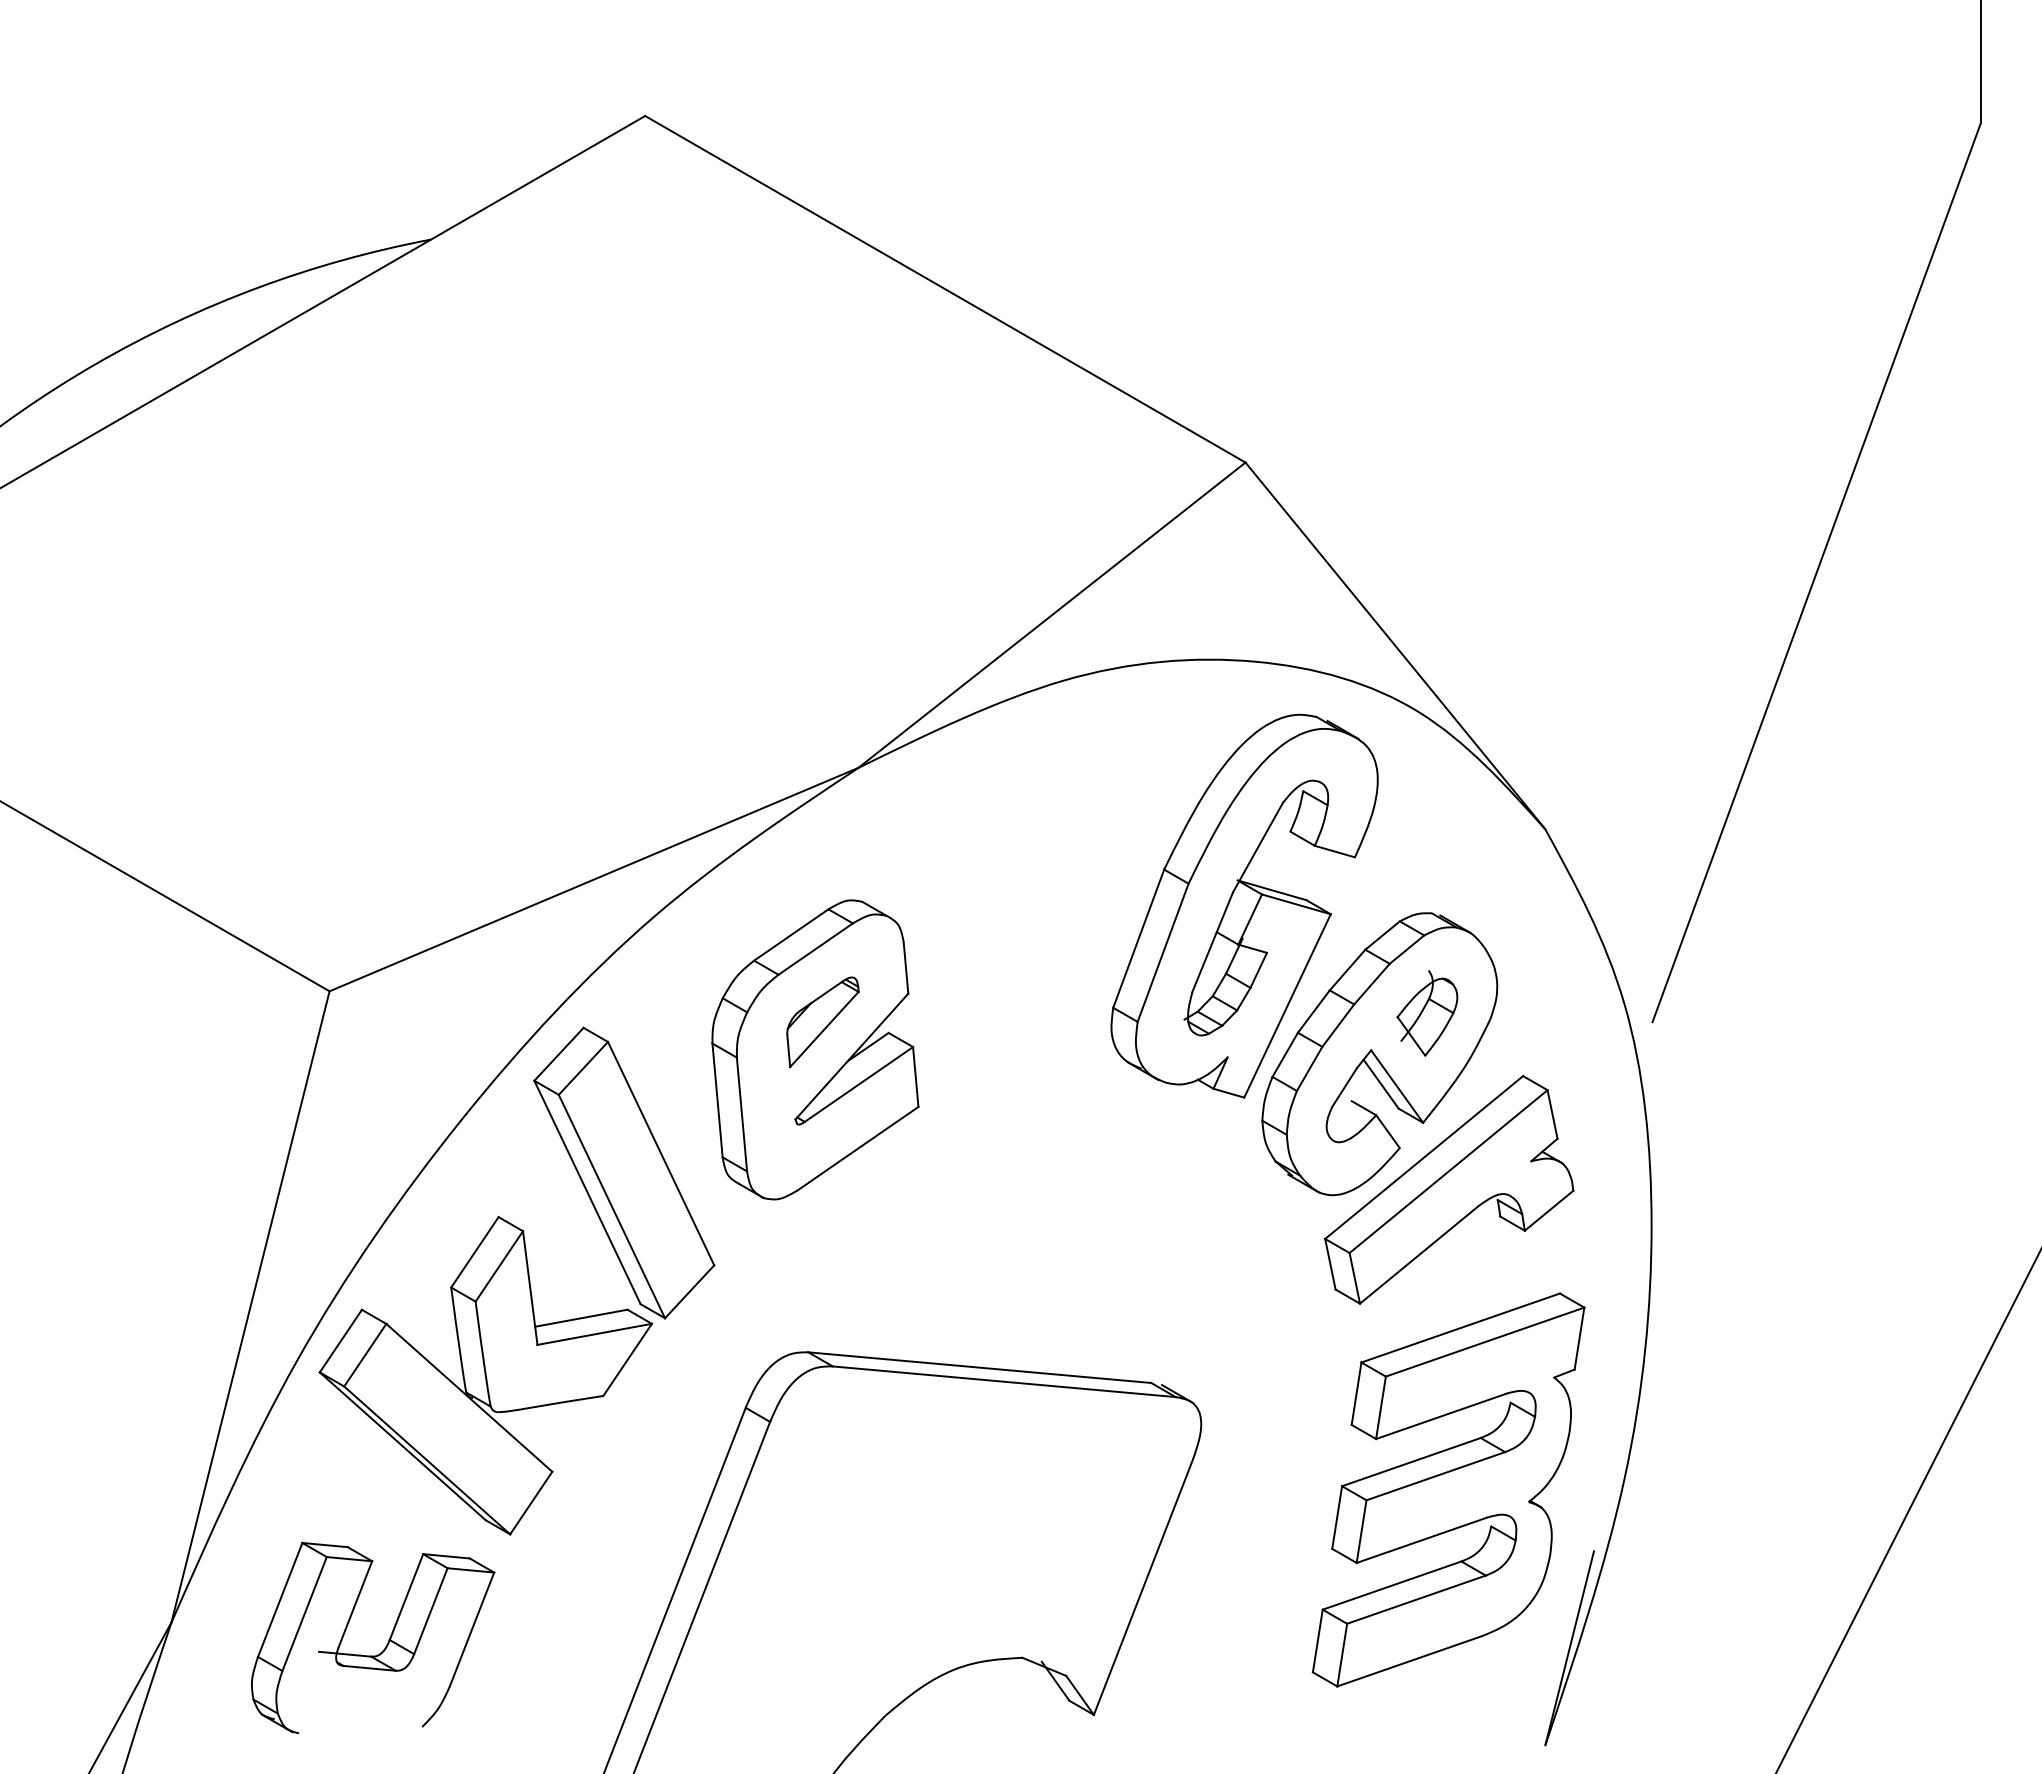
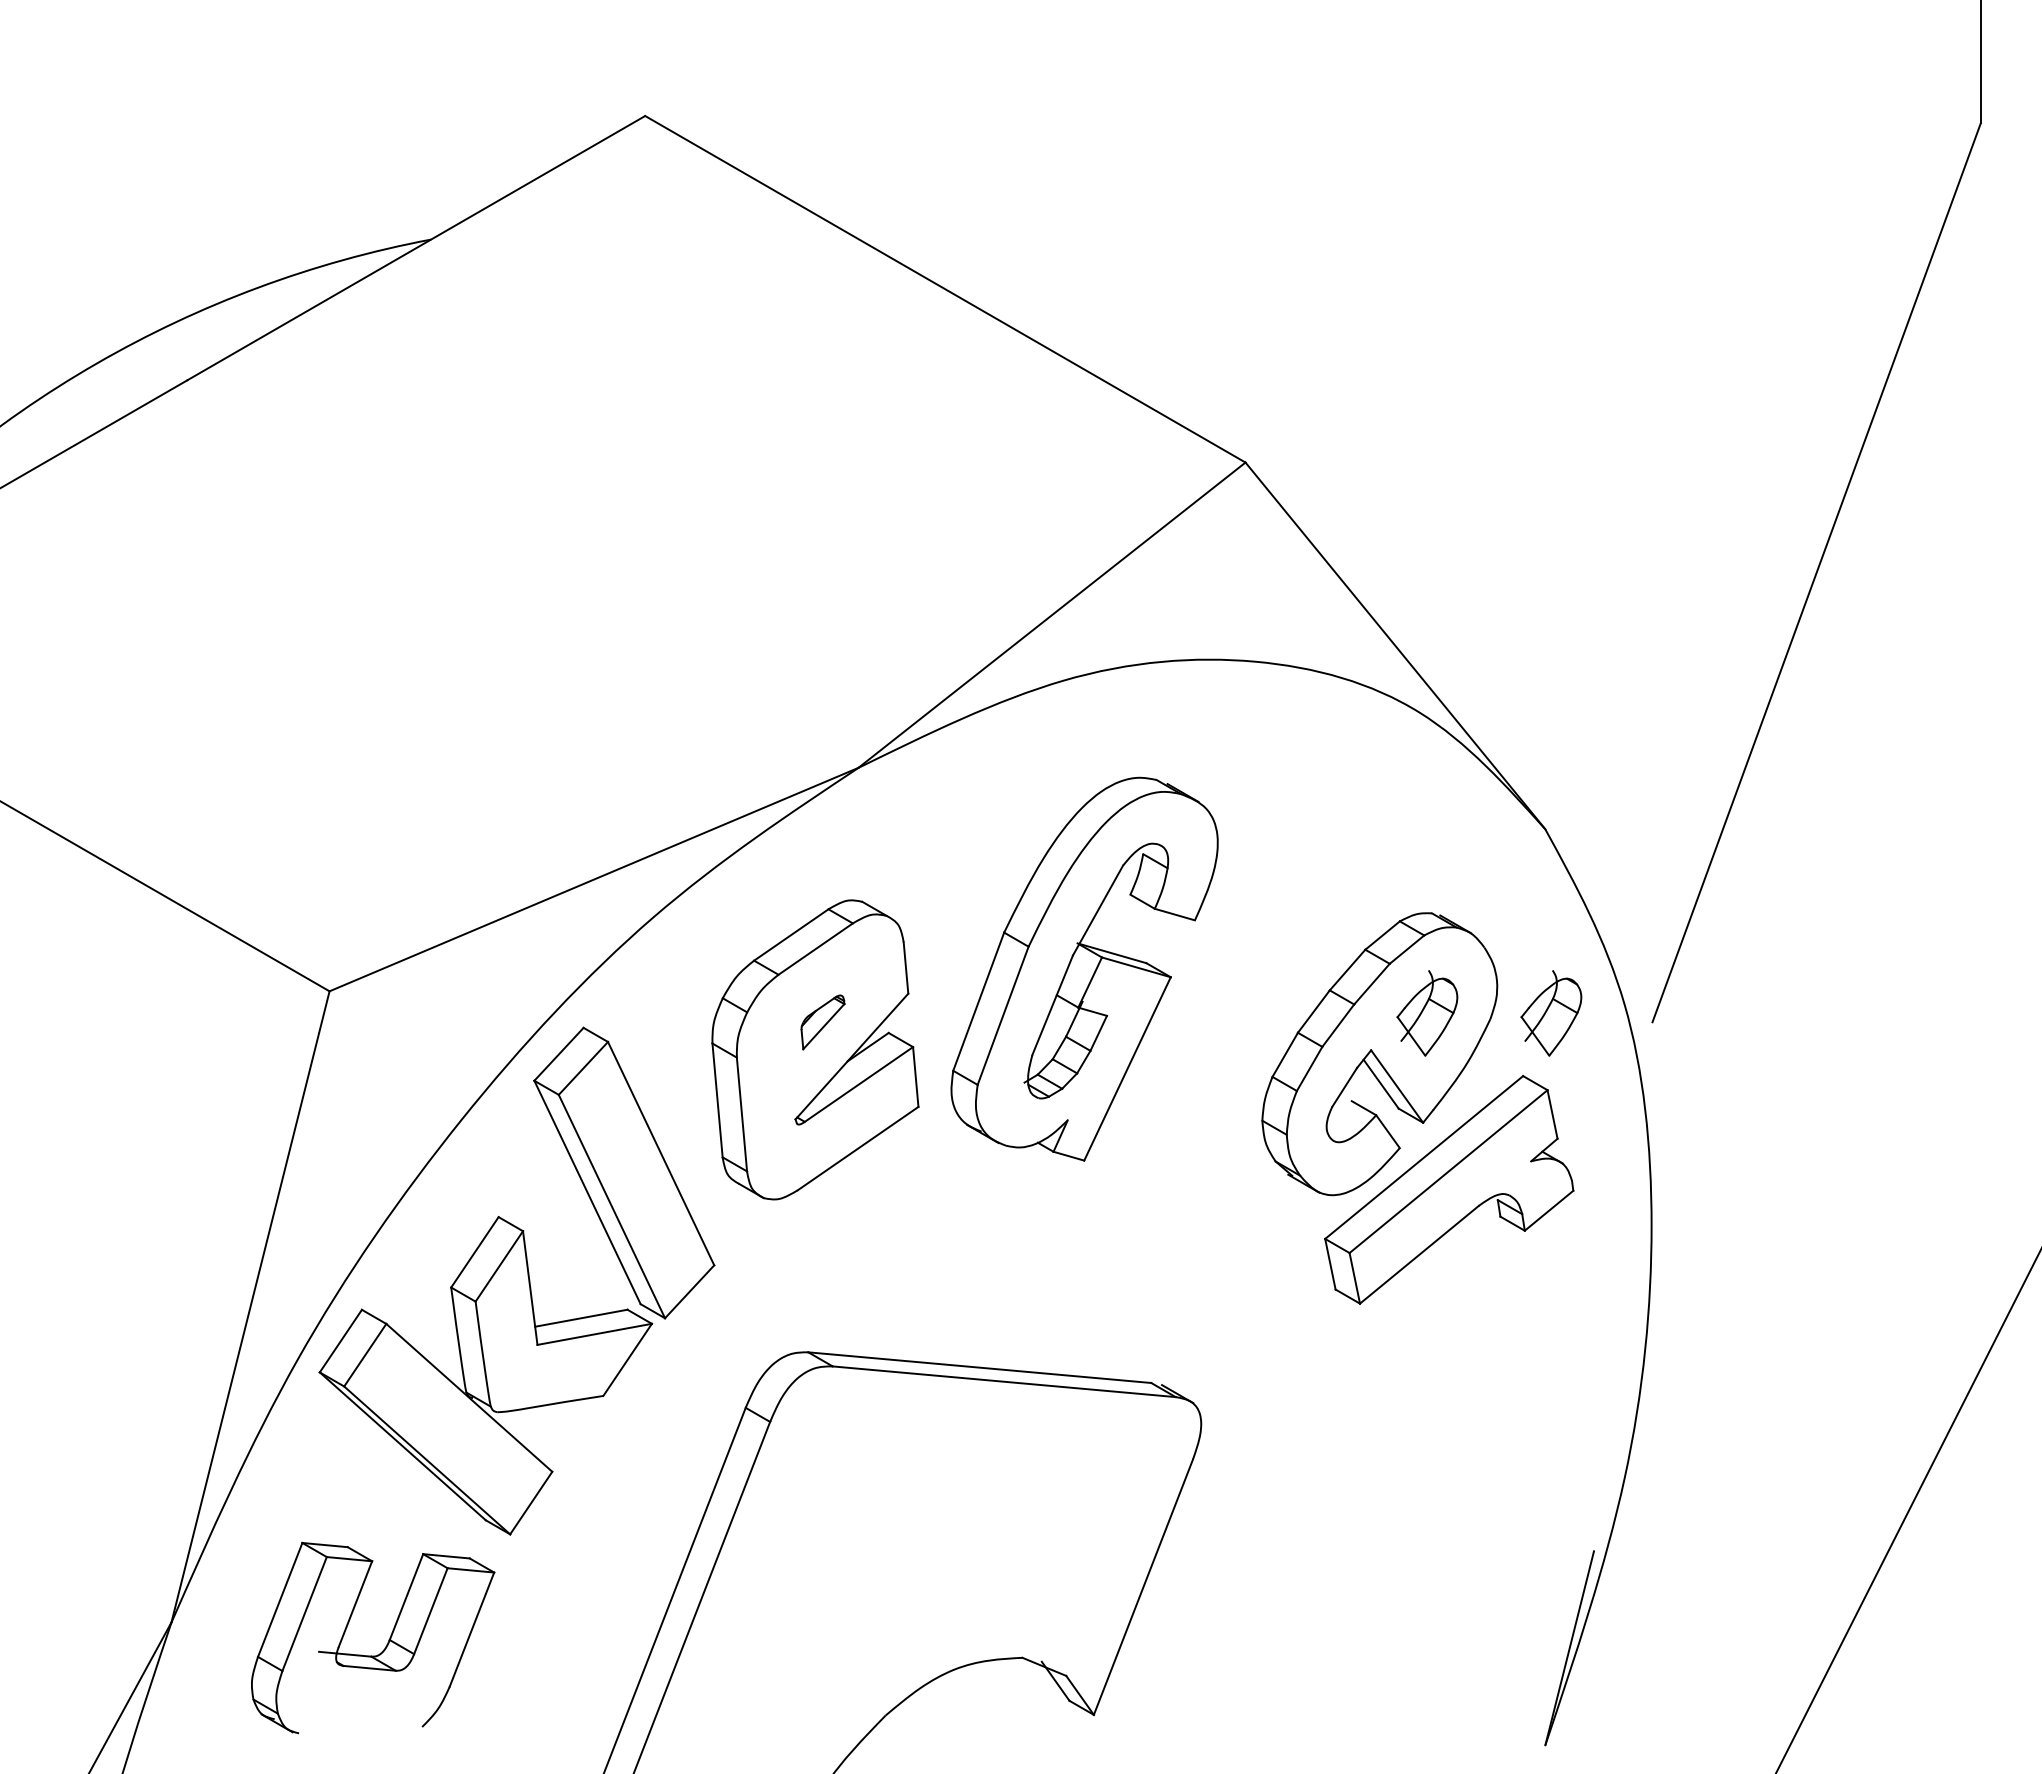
part position: (1244, 905) -> (1084, 968) (1084, 968)
part: none -> present (1551, 1013)
part size: 74x93 px -> 46x57 px (822, 1022)
part: present -> none (1448, 1489)
